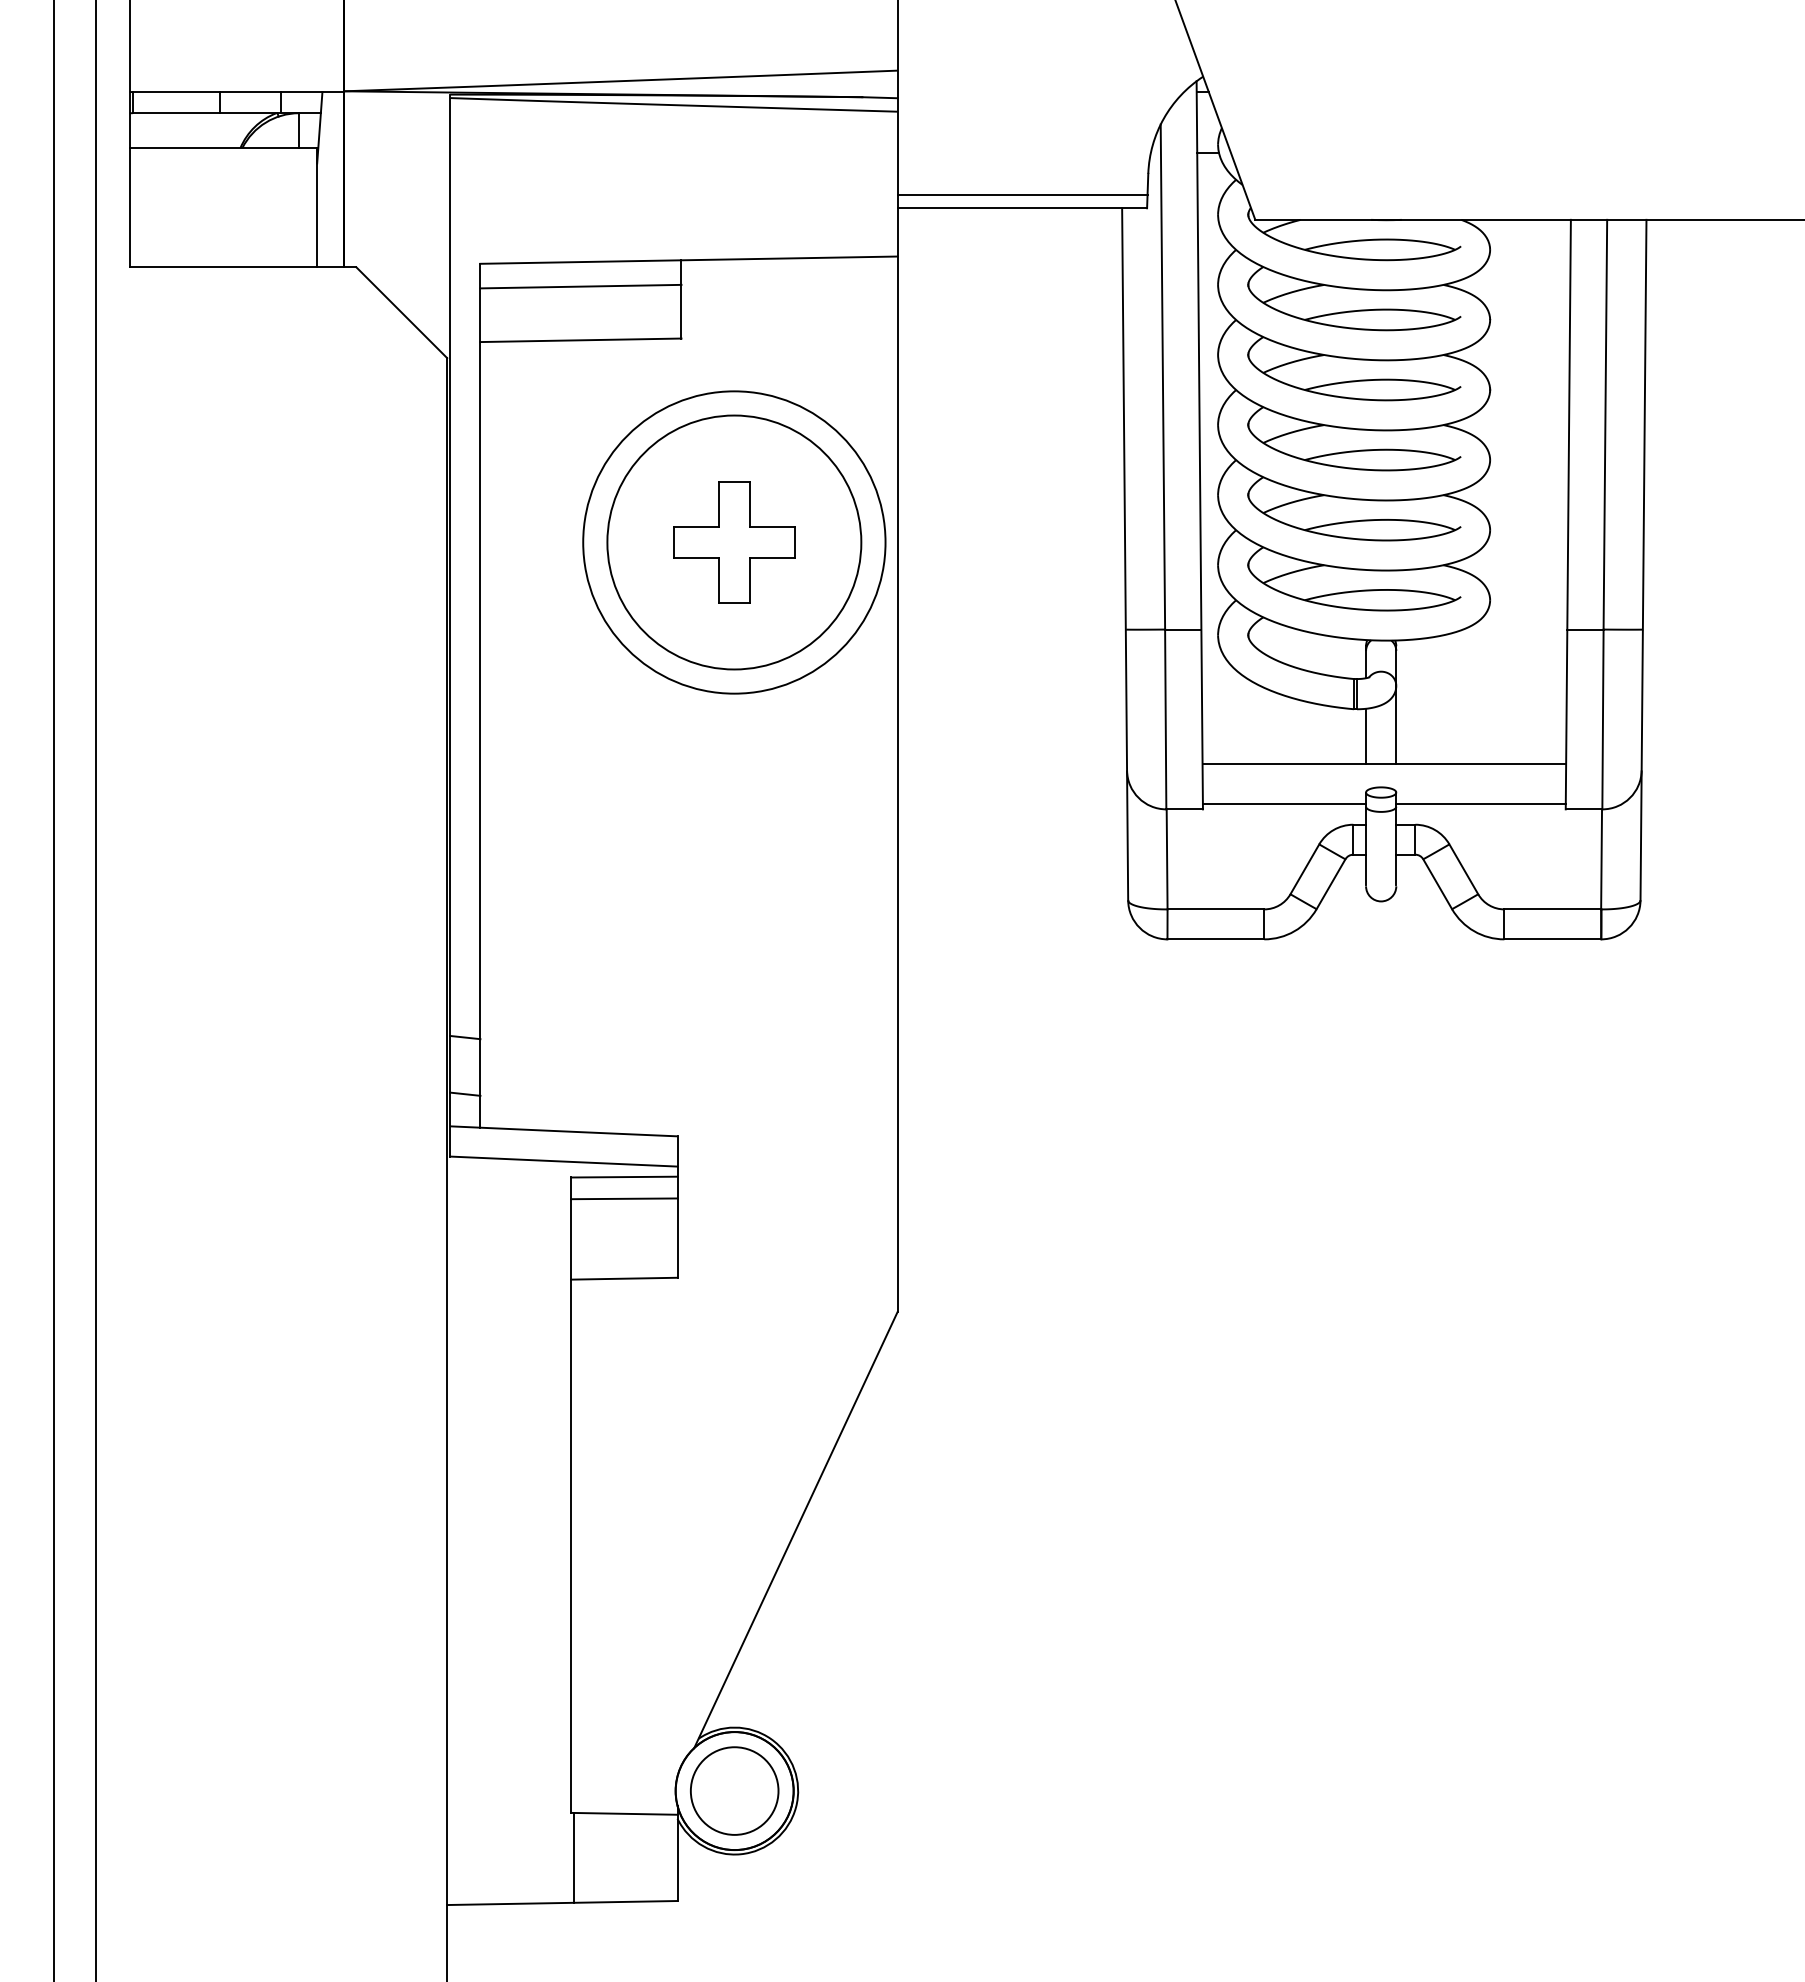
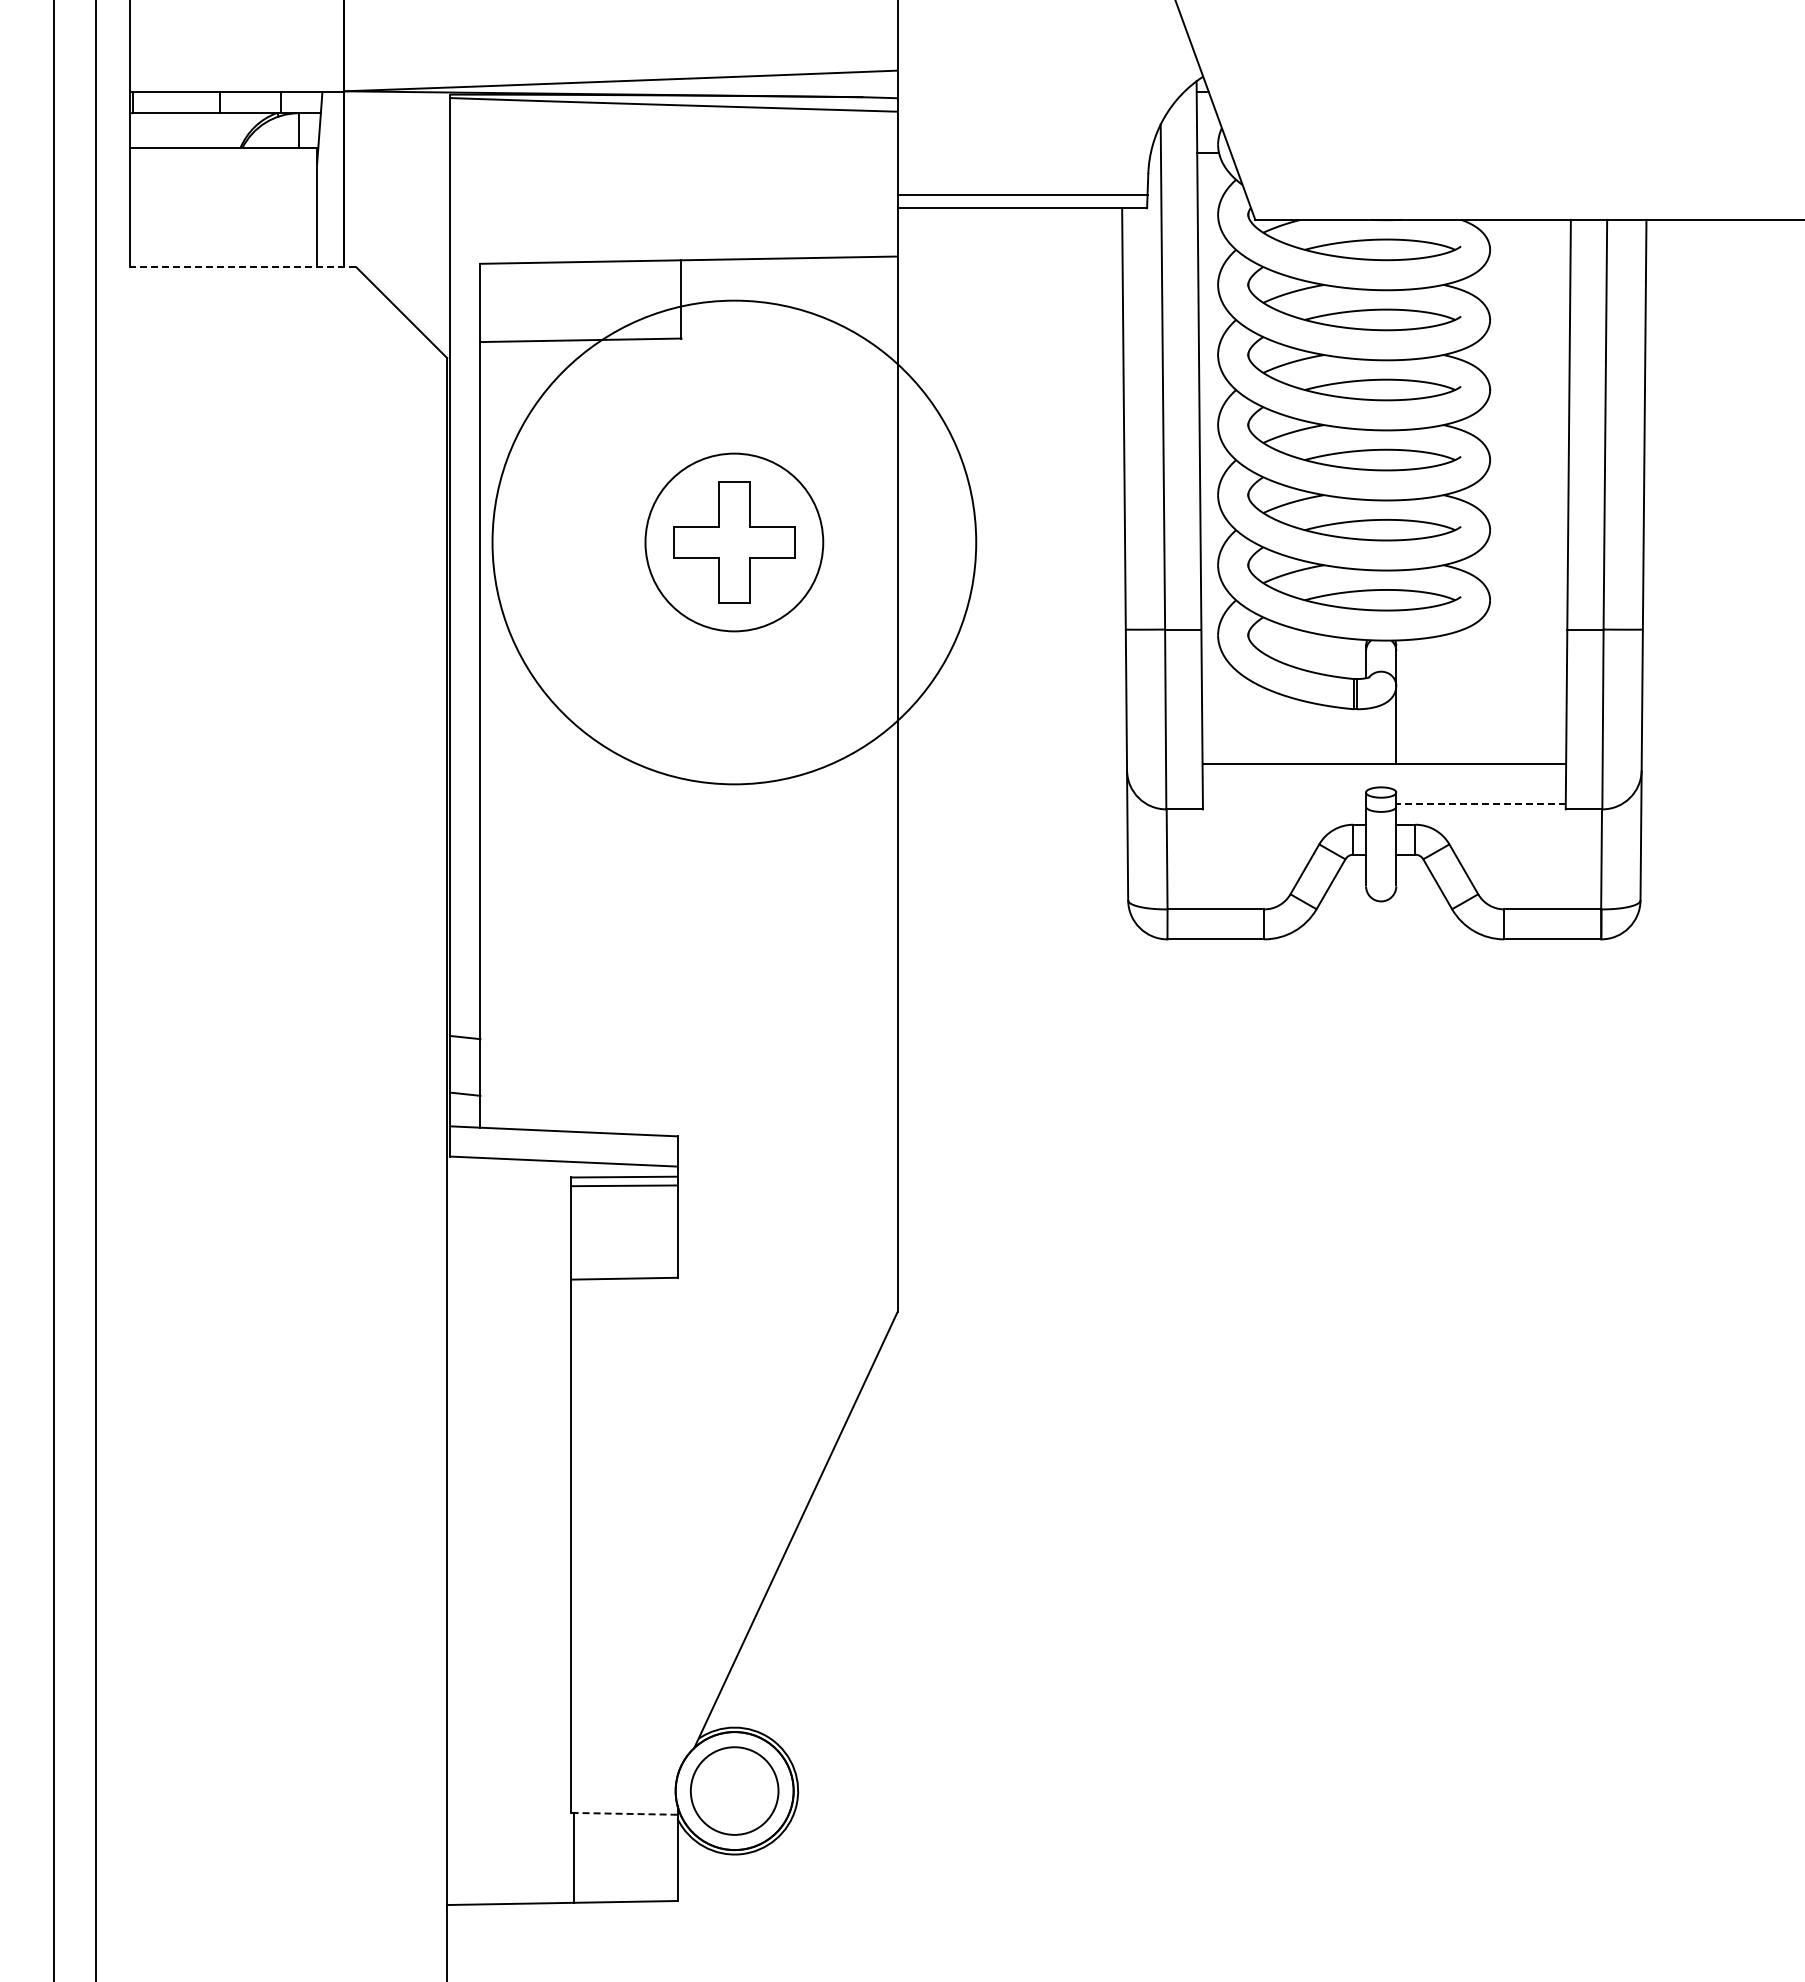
line: solid -> dashed (242, 267)
line: present -> none (580, 286)
circle diameter: 254 px -> 178 px (734, 542)
circle diameter: 302 px -> 484 px (734, 542)
line: present -> none (1366, 736)
line: present -> none (1284, 803)
line: solid -> dashed (1481, 803)
line position: (624, 1198) -> (624, 1185) (624, 1185)
line: solid -> dashed (623, 1813)
